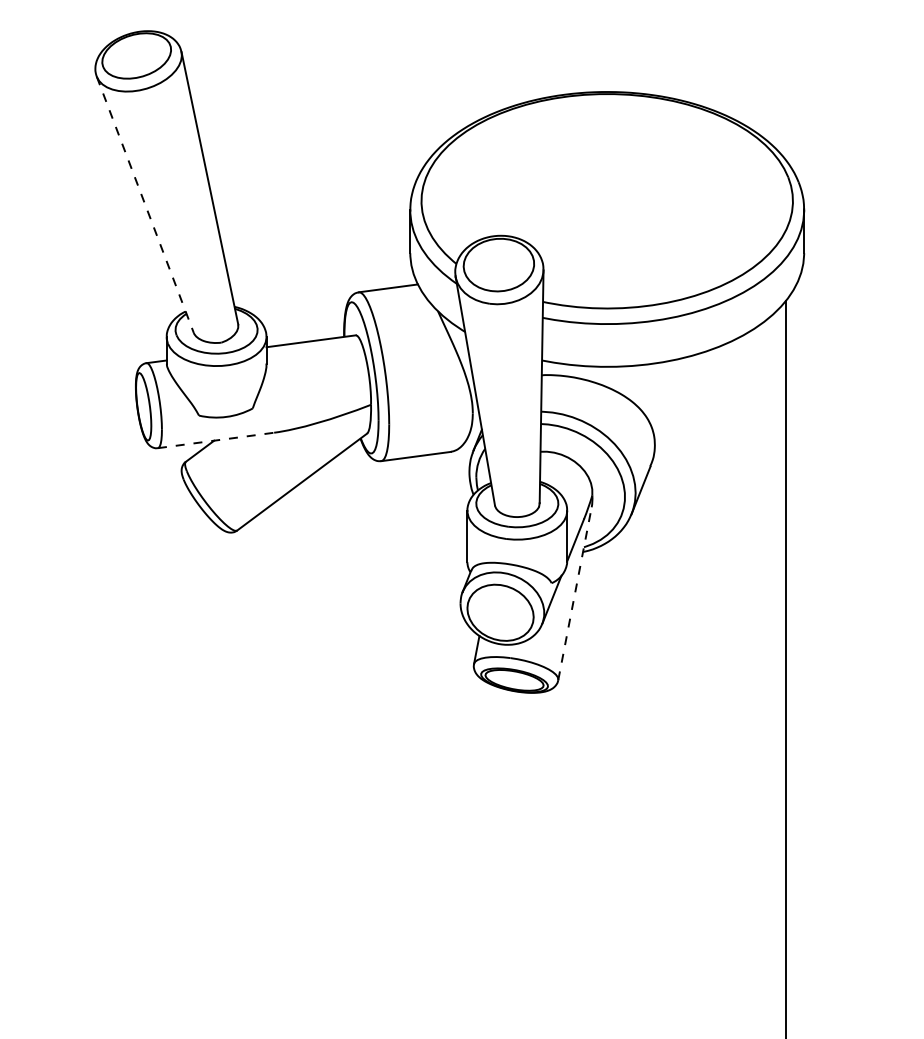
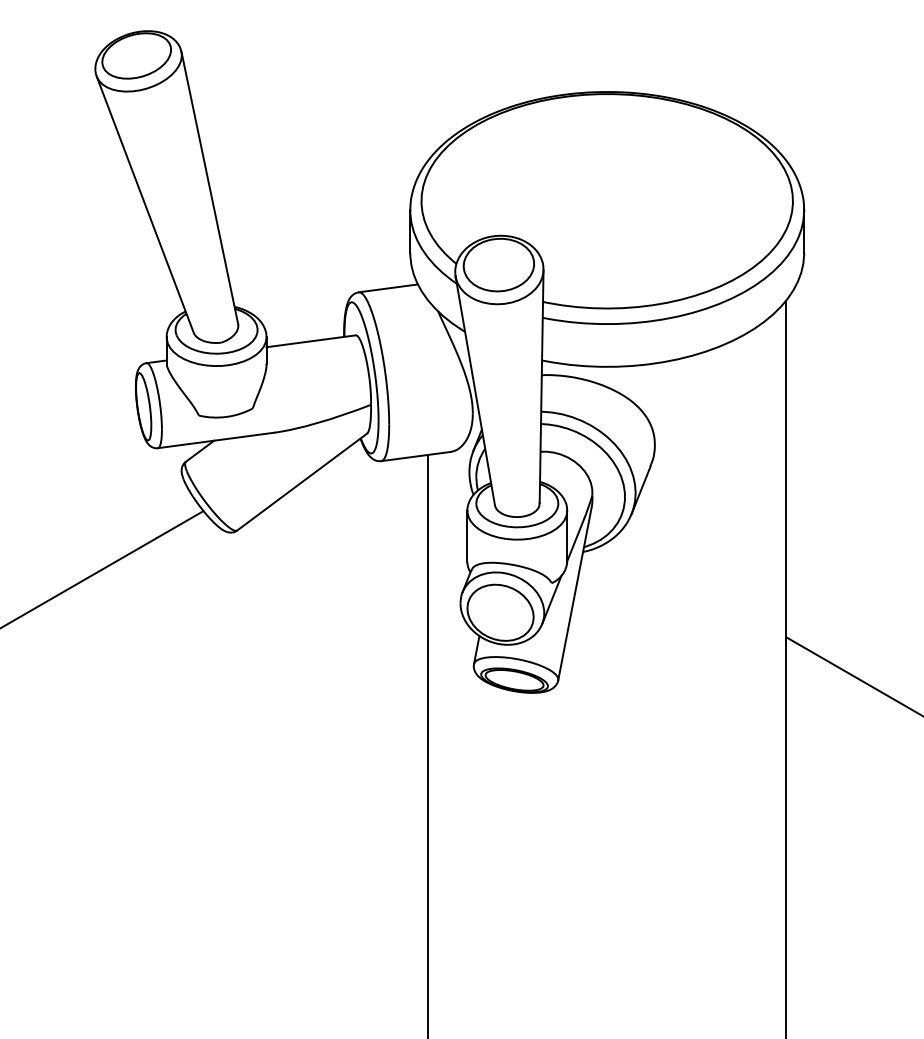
line: dashed -> solid (145, 204)
line: dashed -> solid (216, 440)
line: none -> present (102, 569)
line: dashed -> solid (575, 593)
line: none -> present (853, 675)
line: none -> present (428, 744)
